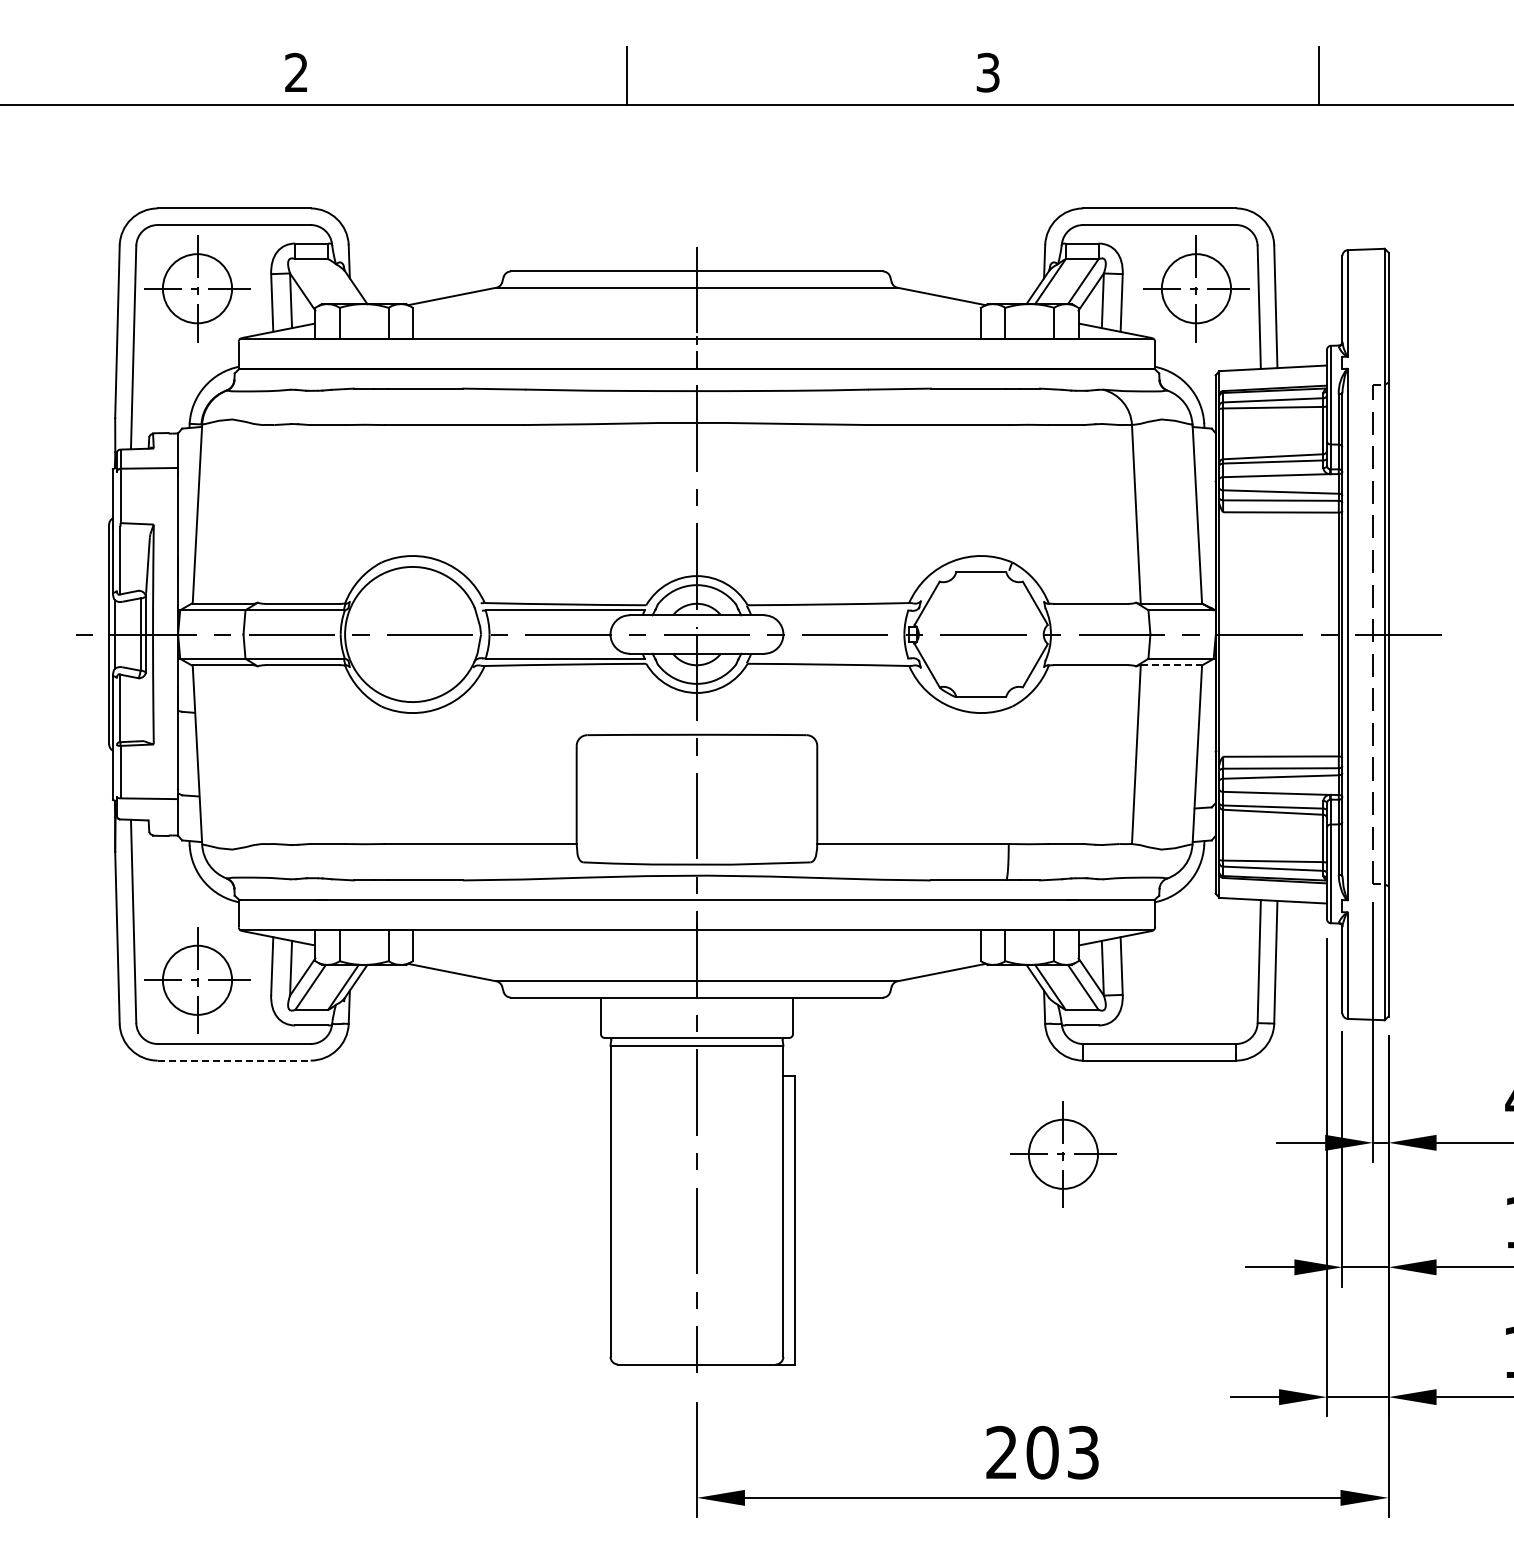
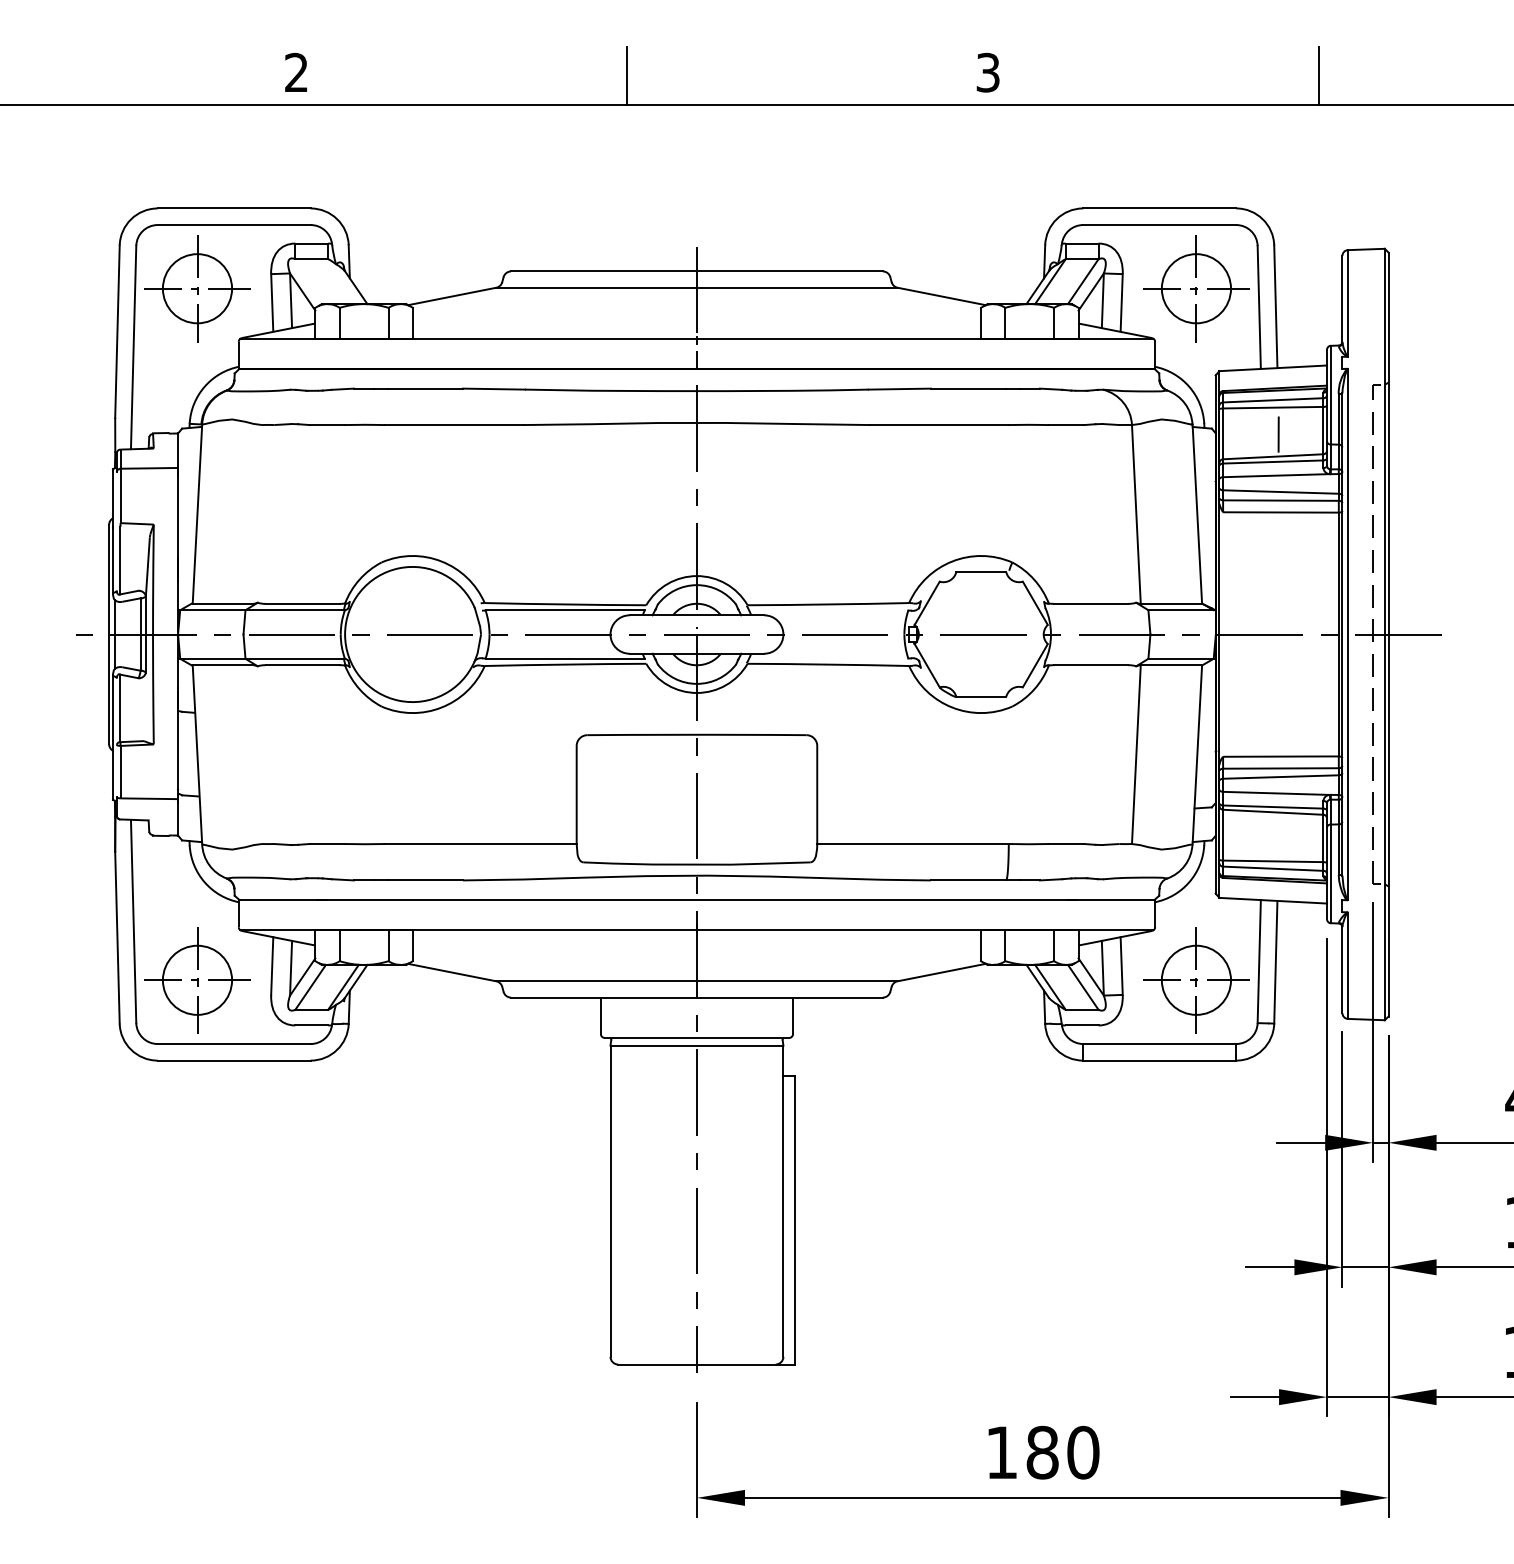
line: none -> present (1278, 434)
line: dashed -> solid (1171, 665)
line: dashed -> solid (234, 1060)
part position: (1063, 1154) -> (1196, 980) (1196, 980)
text: 203 -> 180 (1042, 1452)
